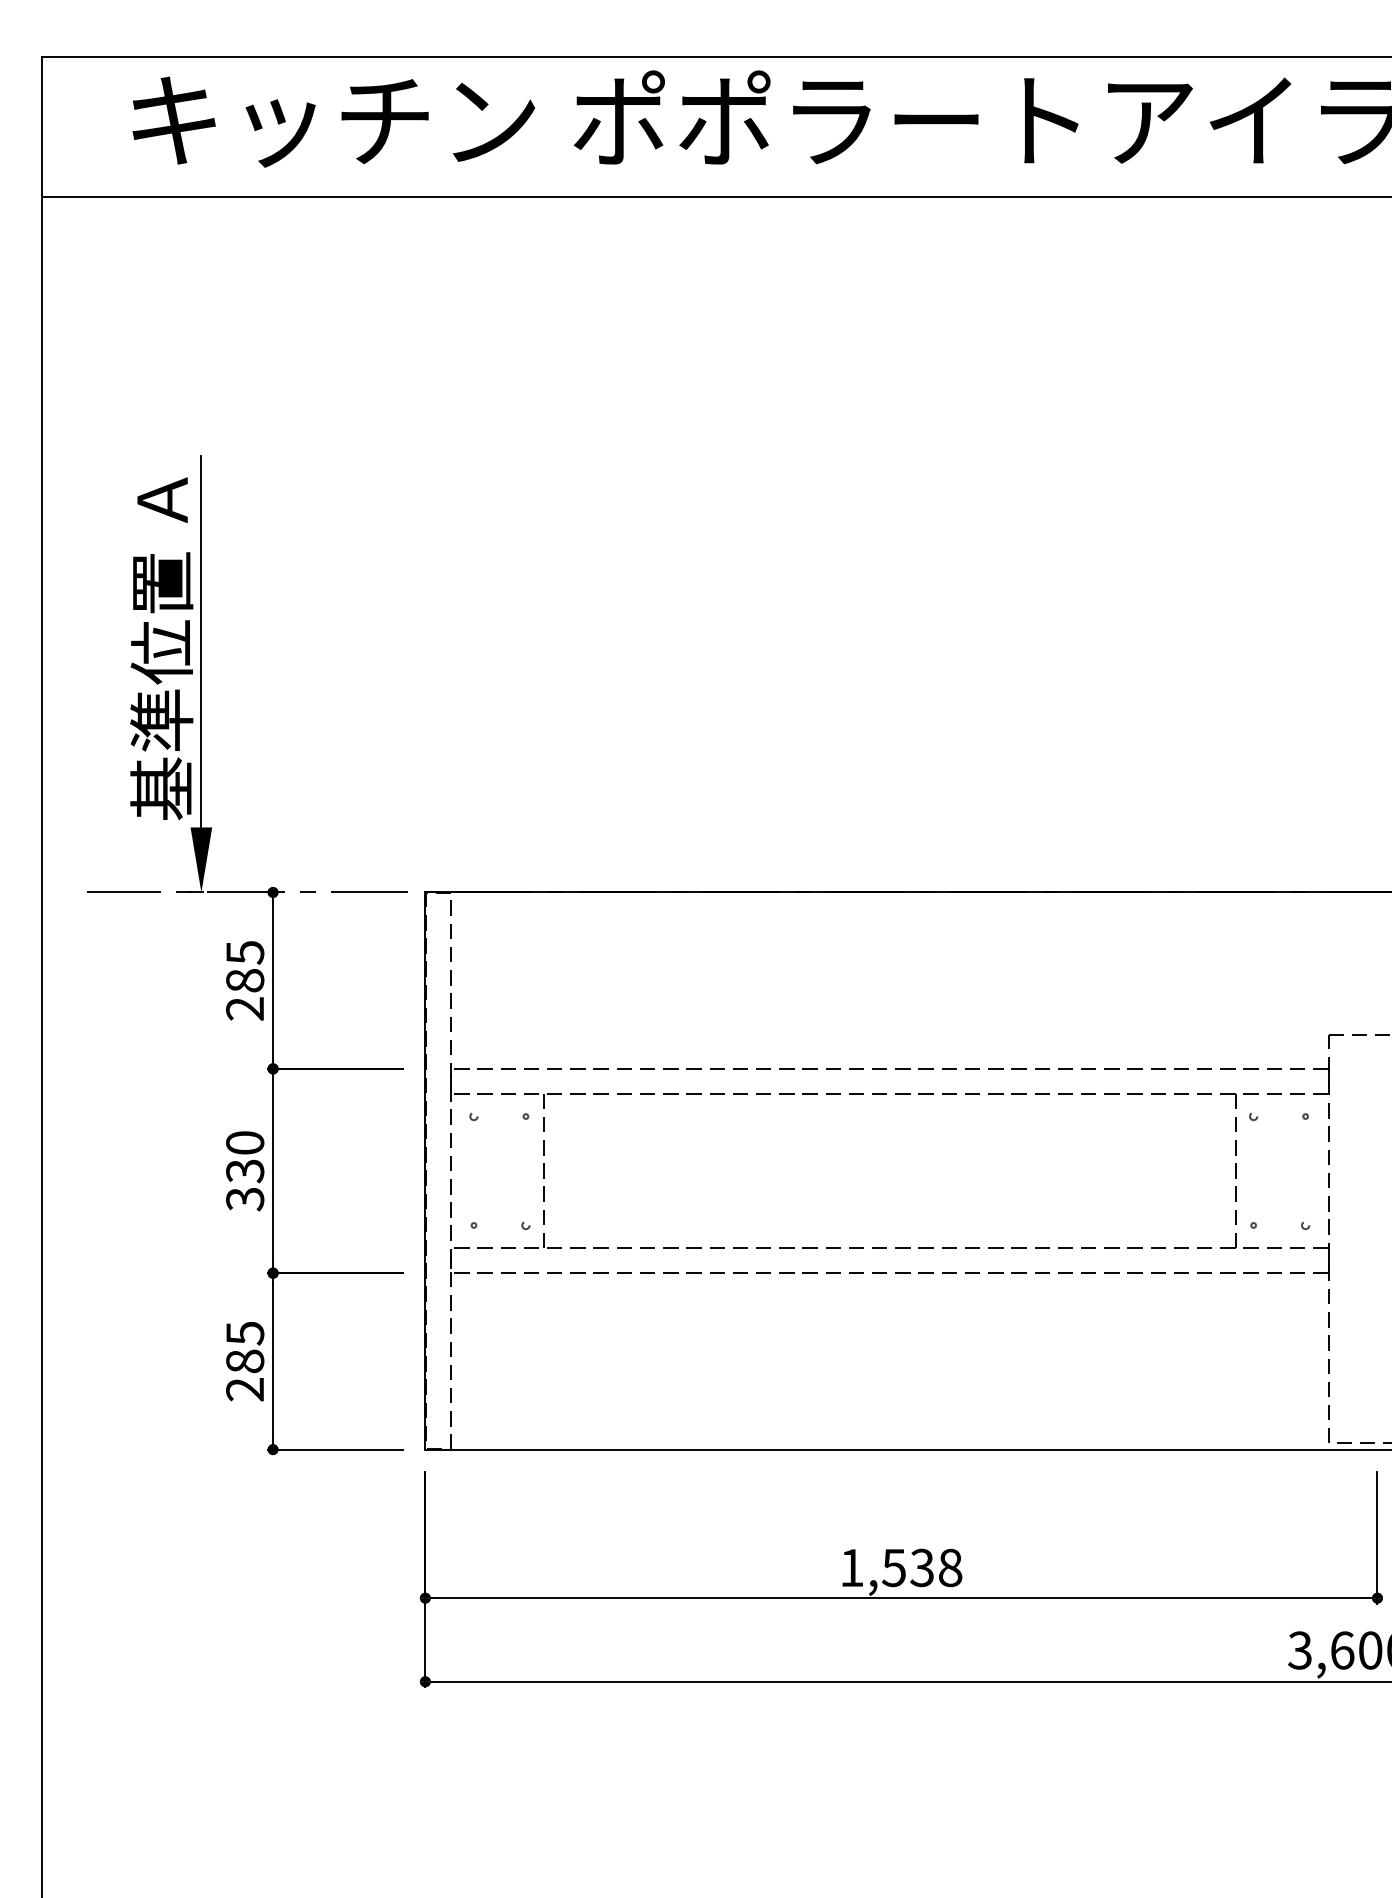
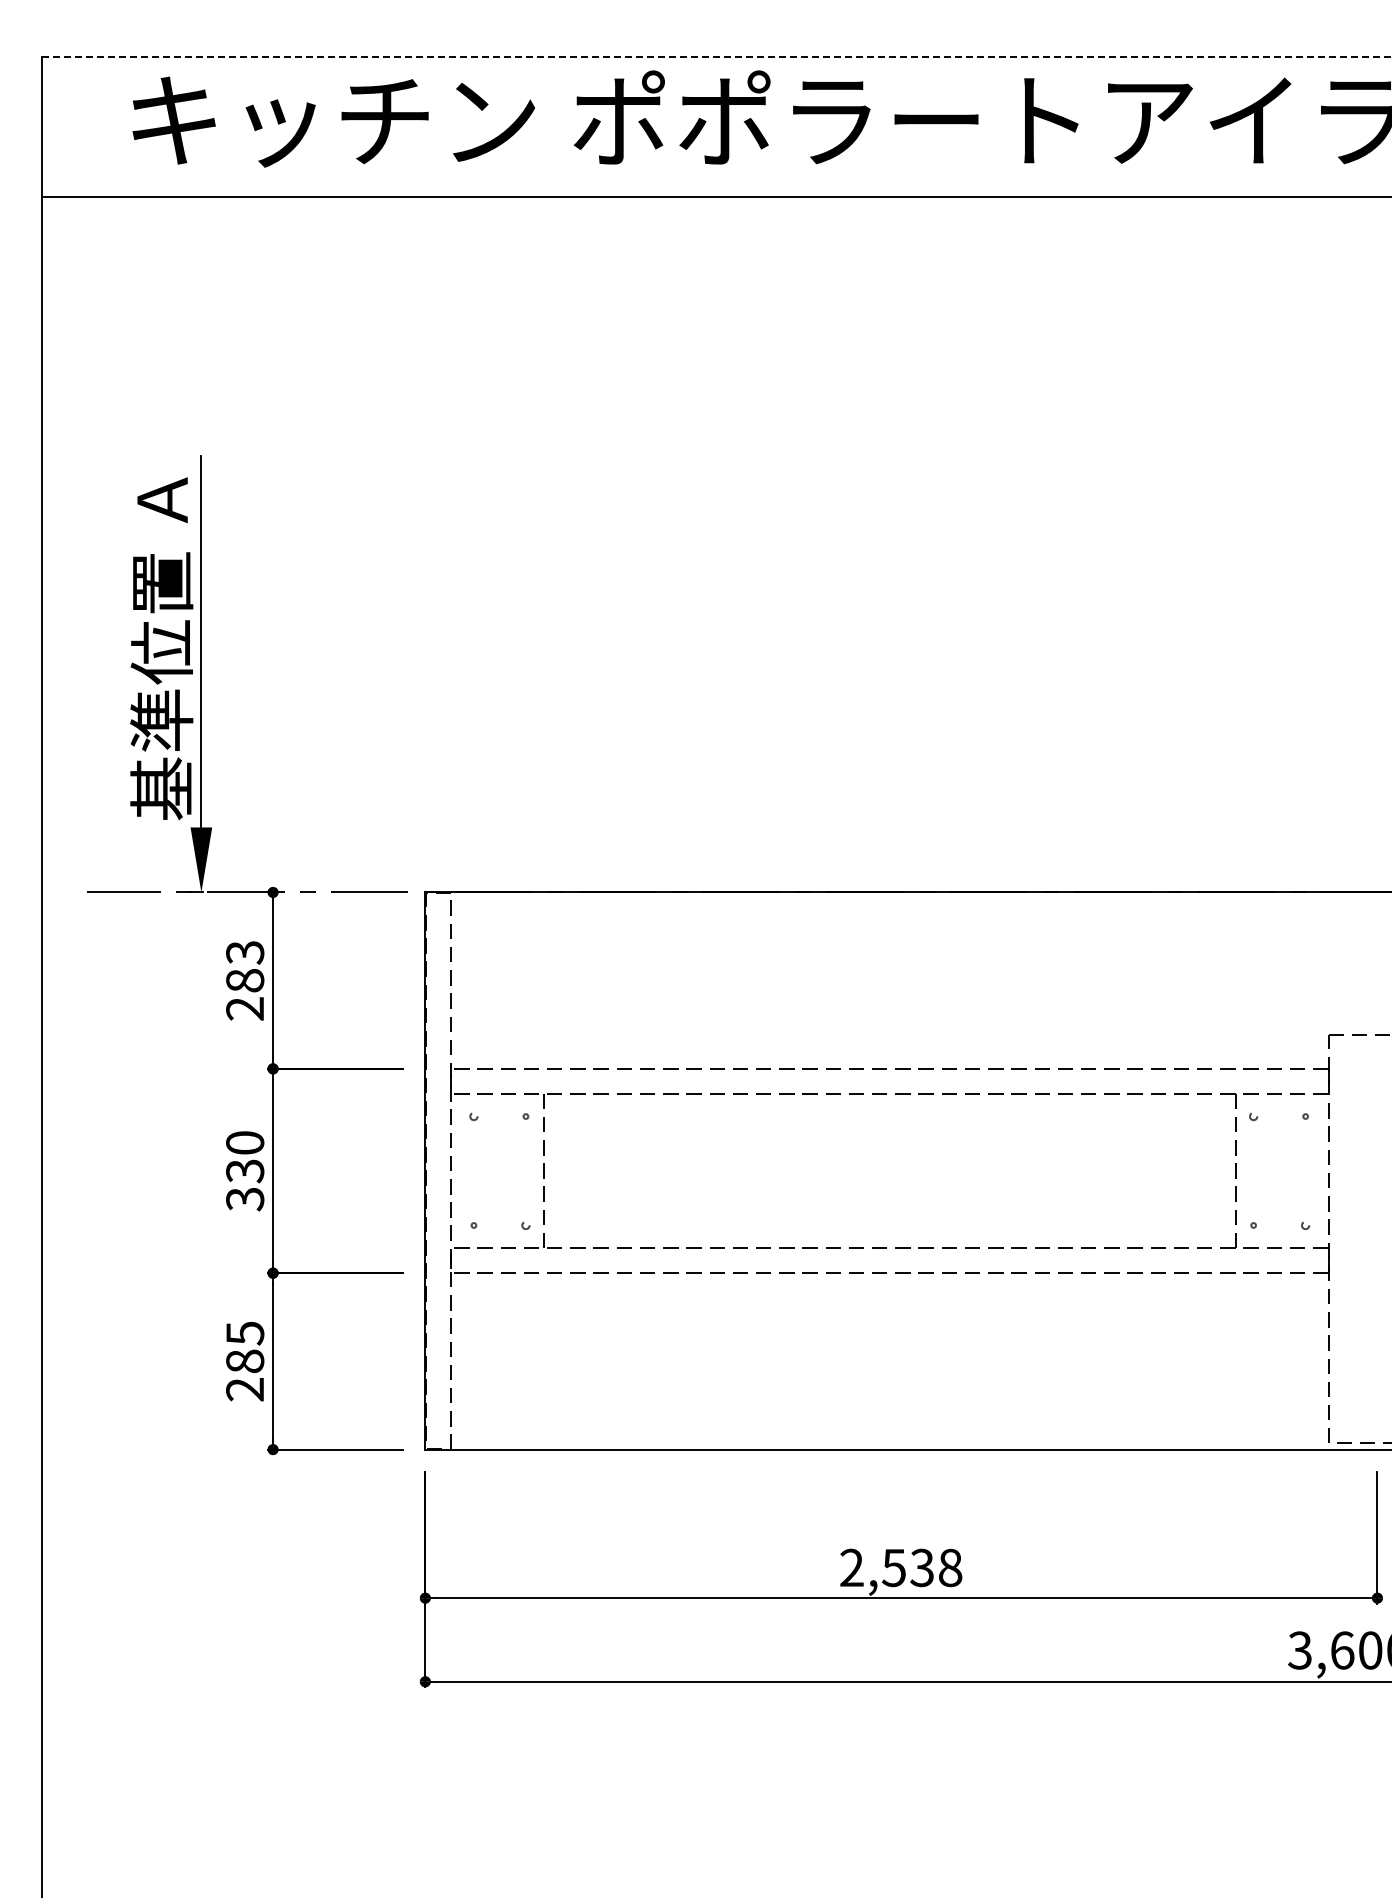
line: solid -> dashed (717, 56)
text: 285 -> 283 (244, 952)
text: 1,538 -> 2,538 (851, 1567)
